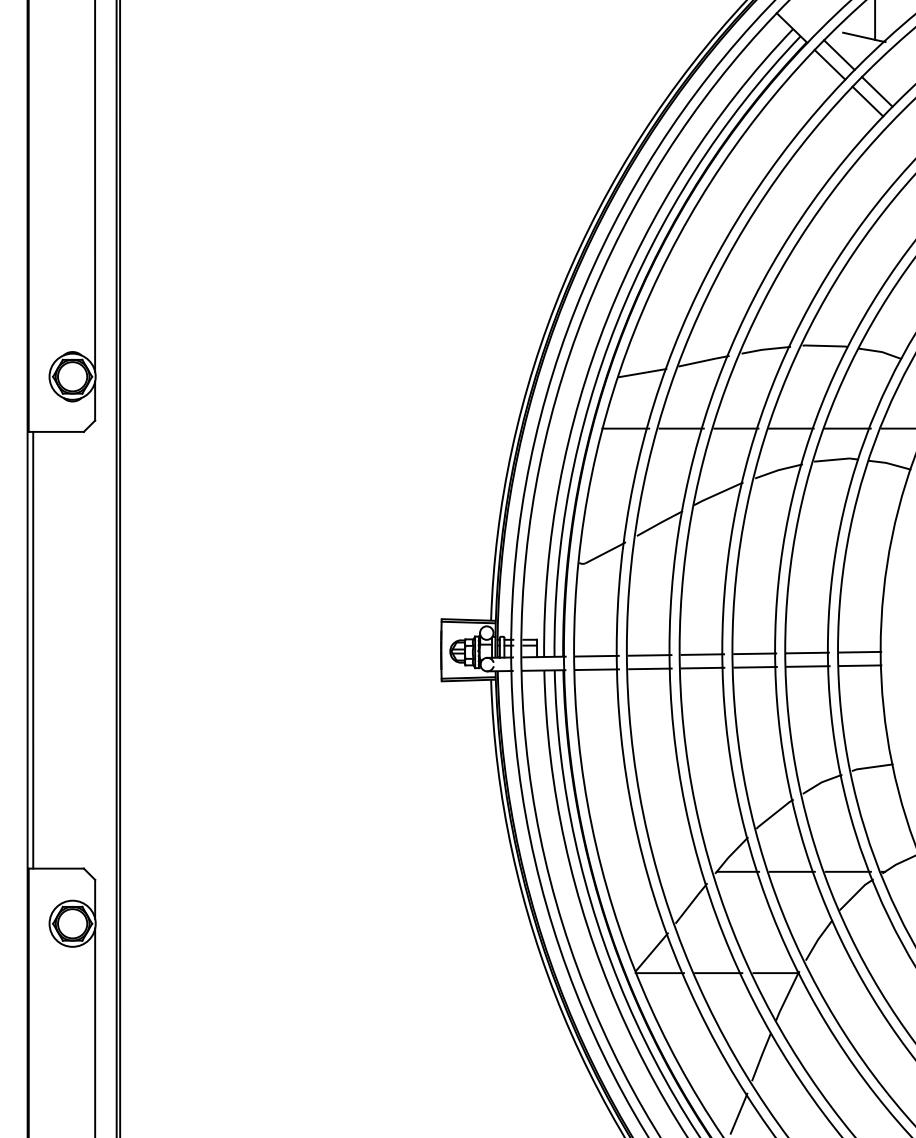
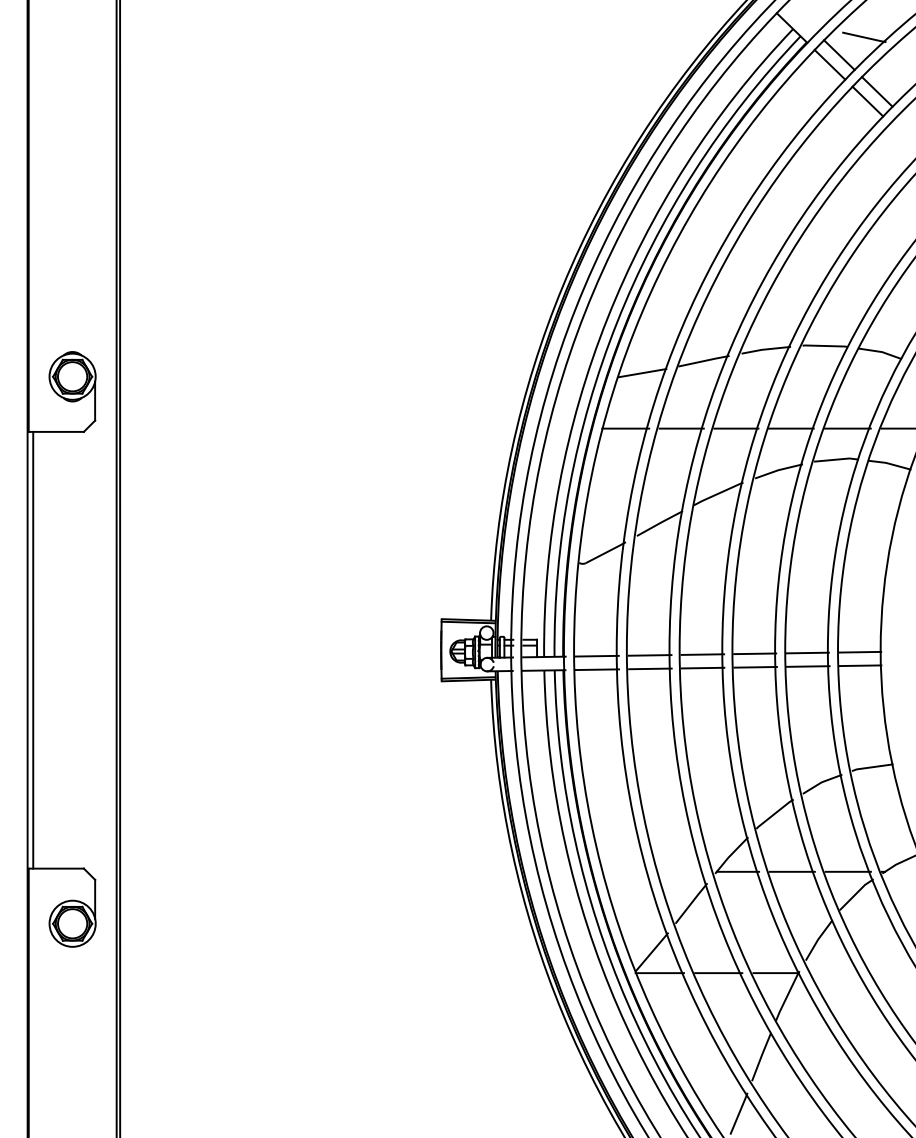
line: present -> none (875, 20)
line: present -> none (95, 186)
line: present -> none (95, 1031)
